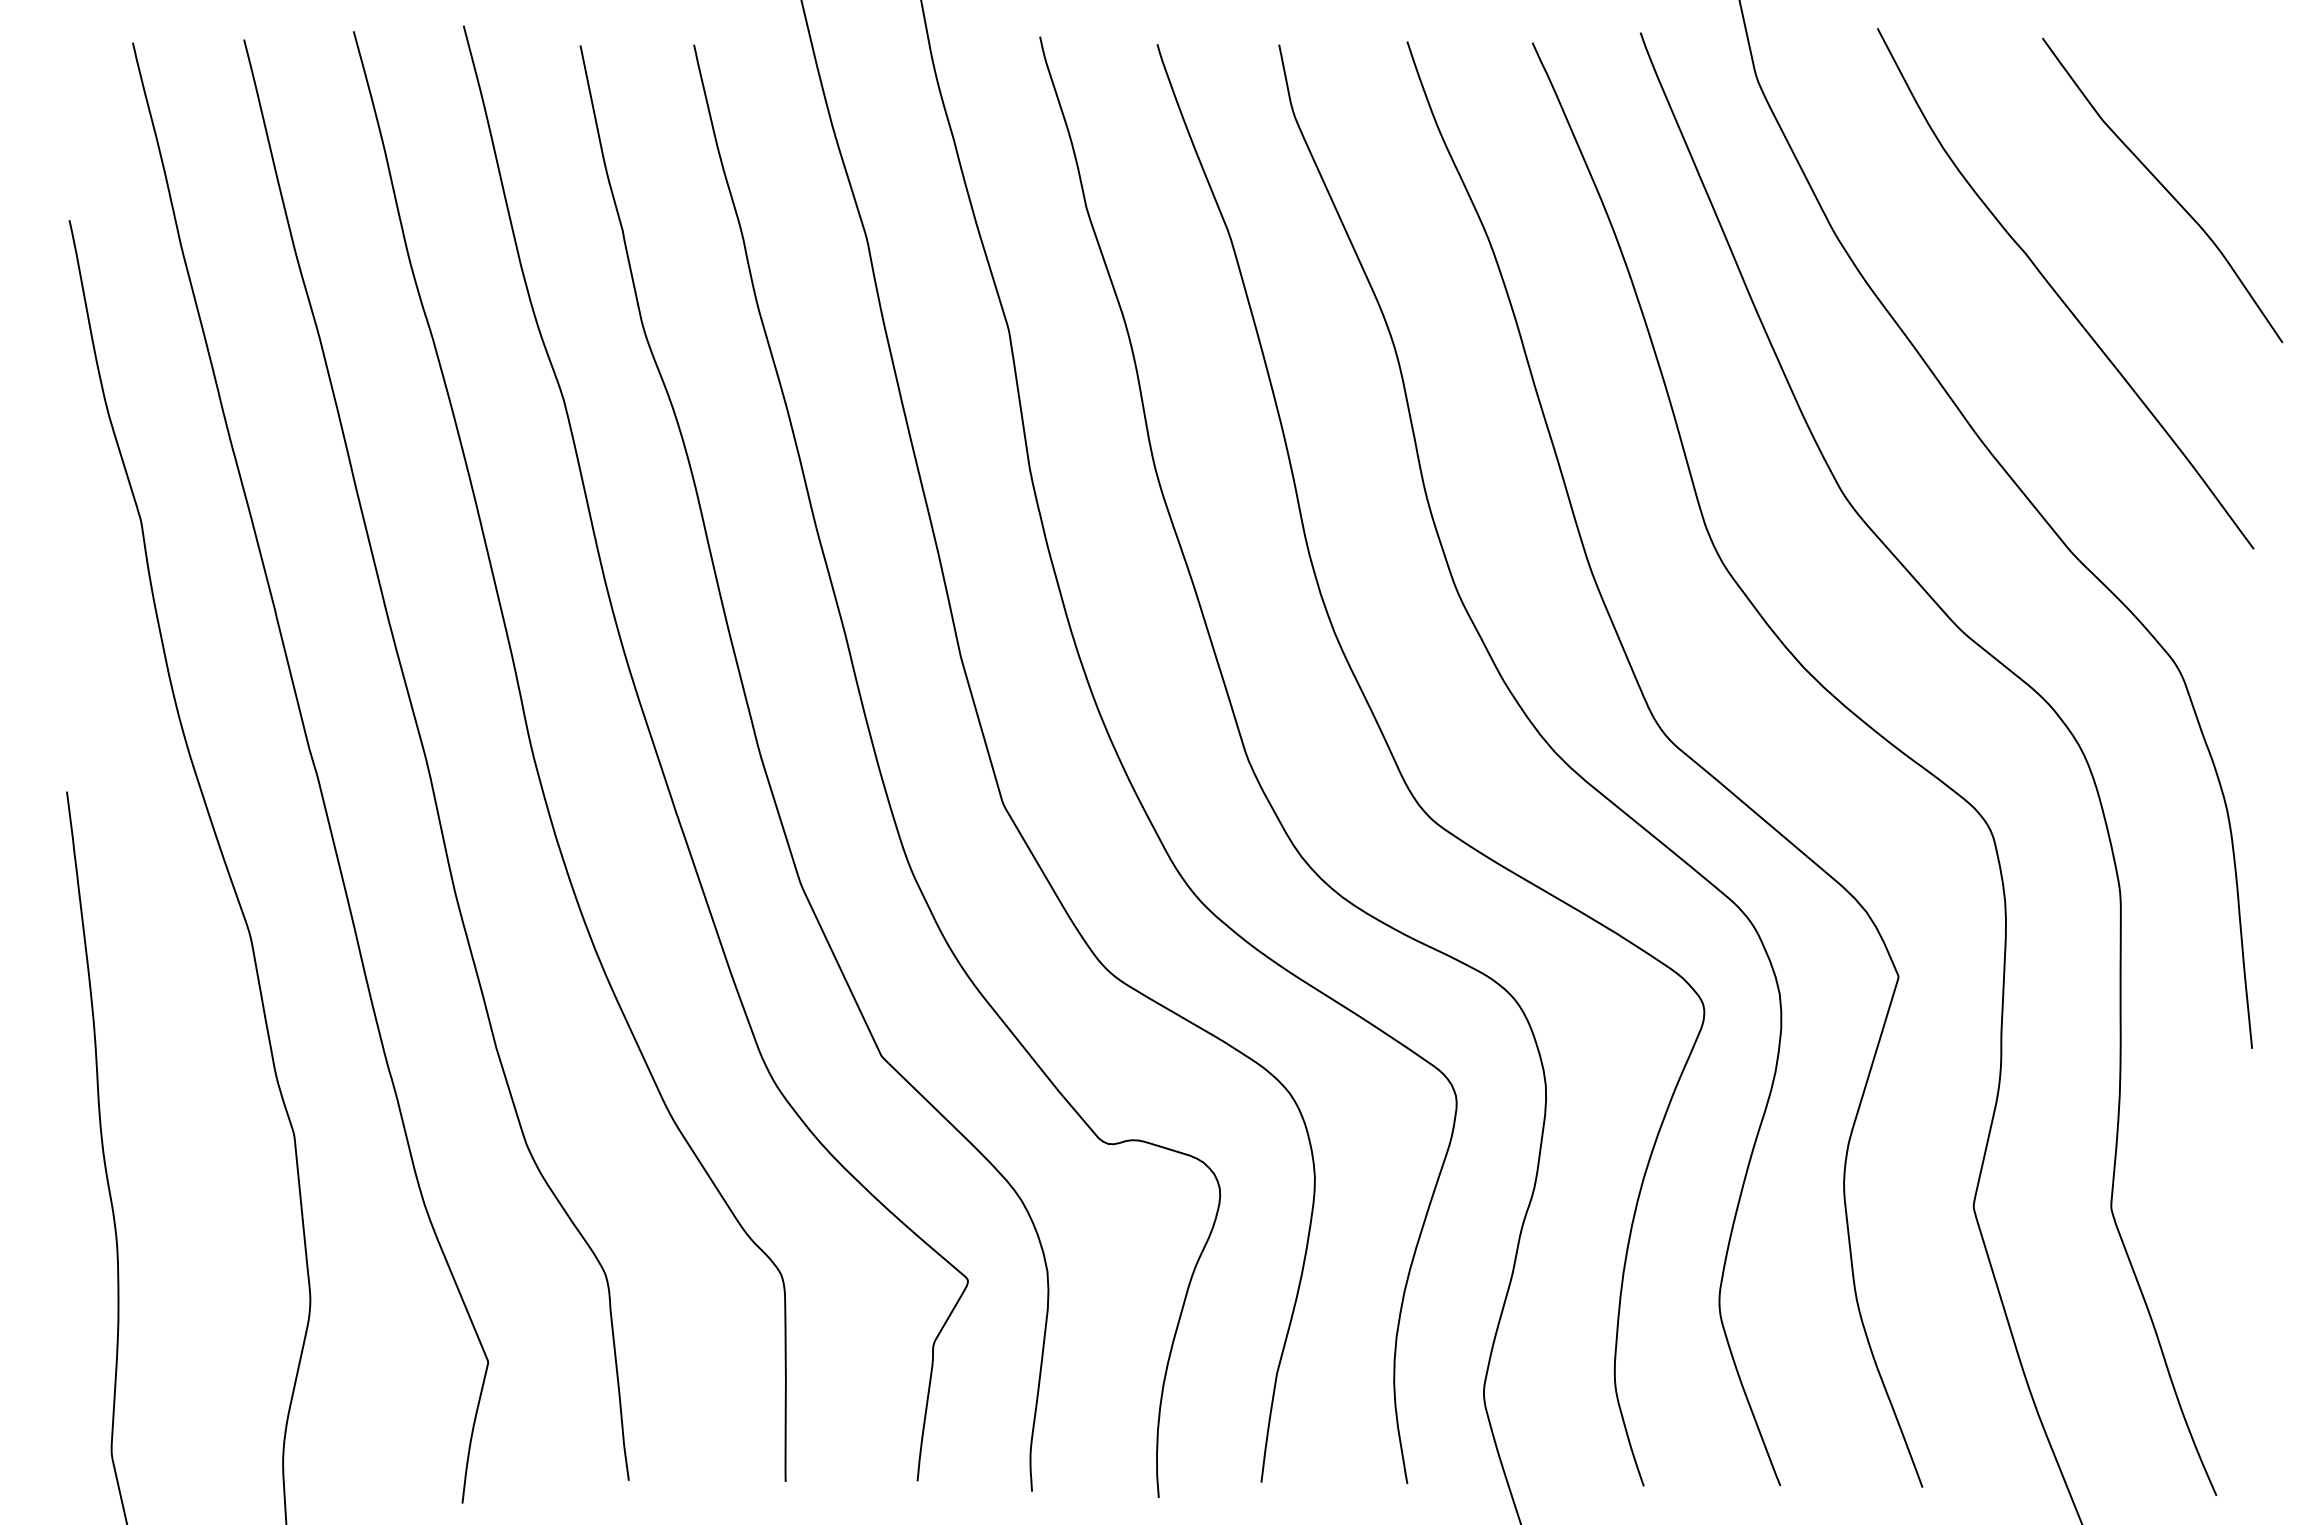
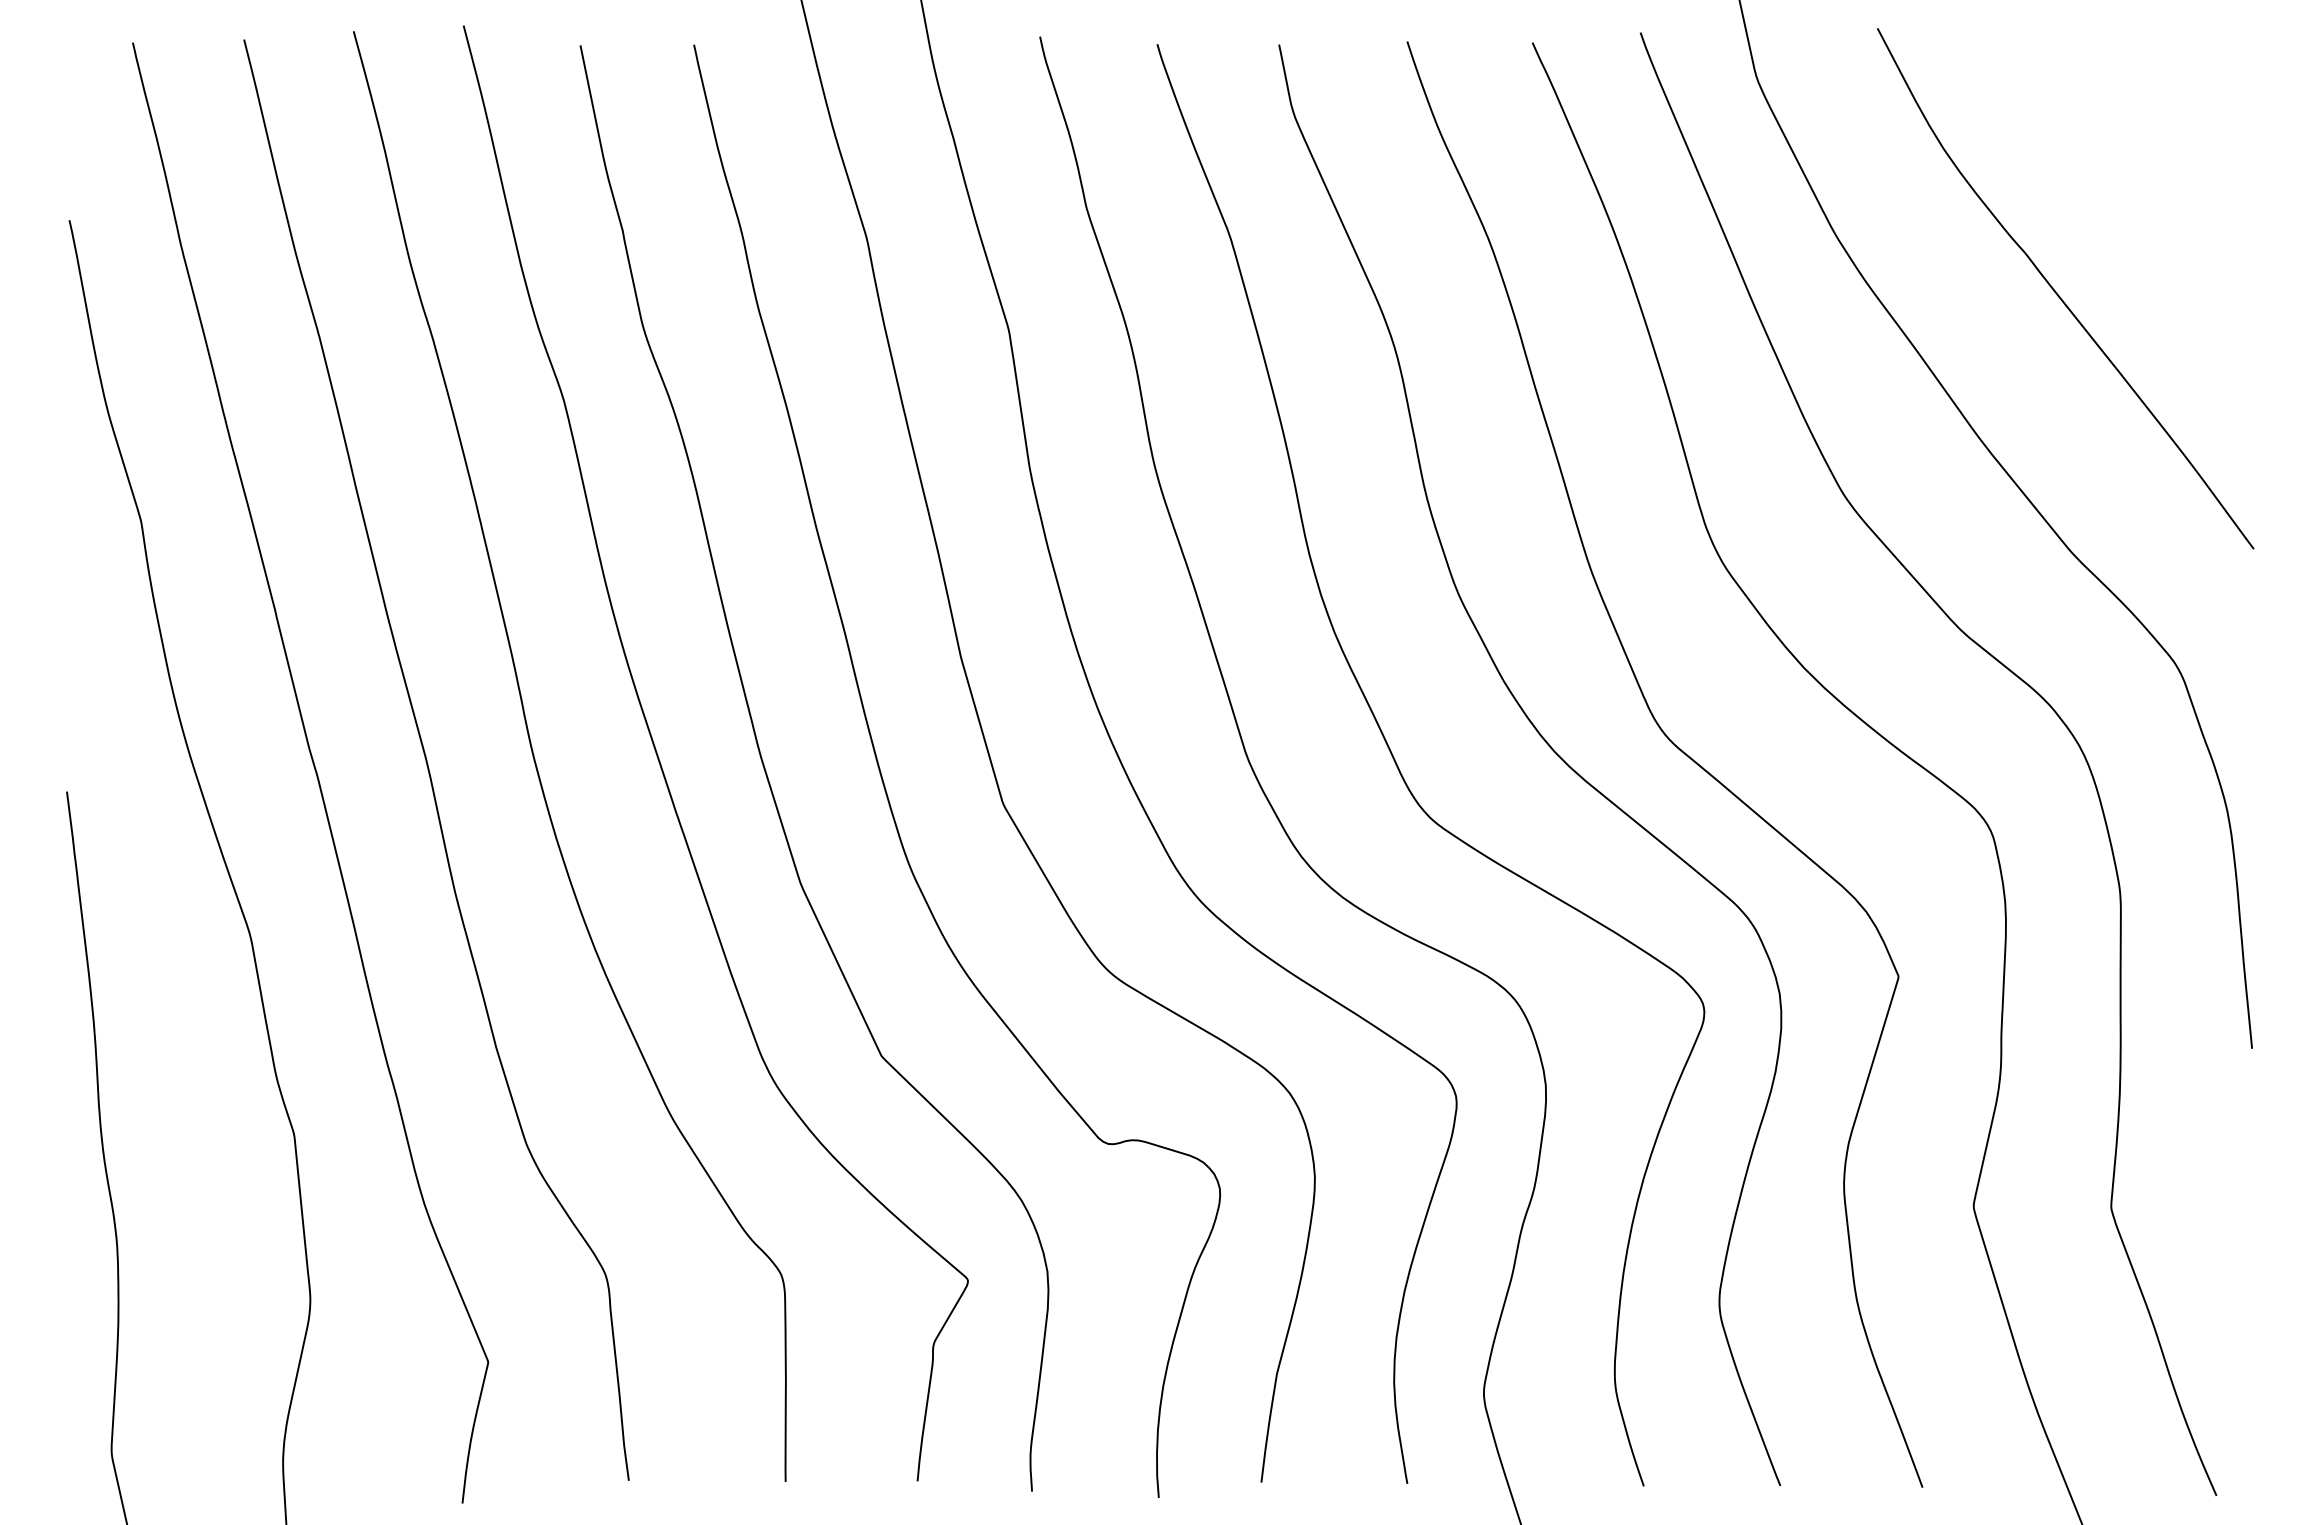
curve: present -> none (2163, 188)
